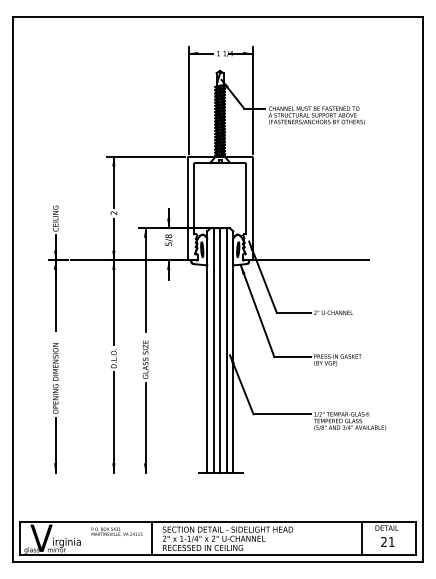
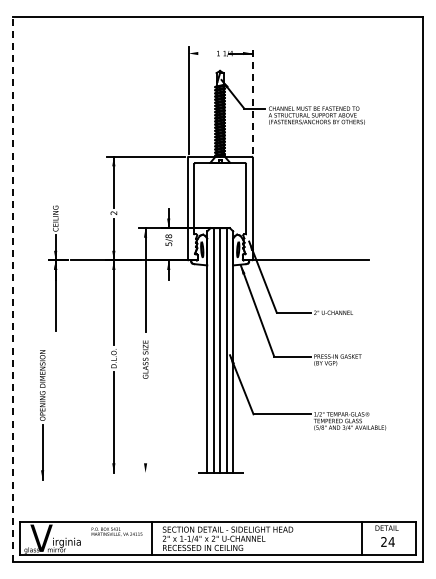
line: present -> none (200, 53)
line: solid -> dashed (252, 100)
line: solid -> dashed (13, 289)
part position: (55, 408) -> (42, 415) (42, 415)
line: present -> none (145, 427)
text: 21 -> 24 (391, 541)
